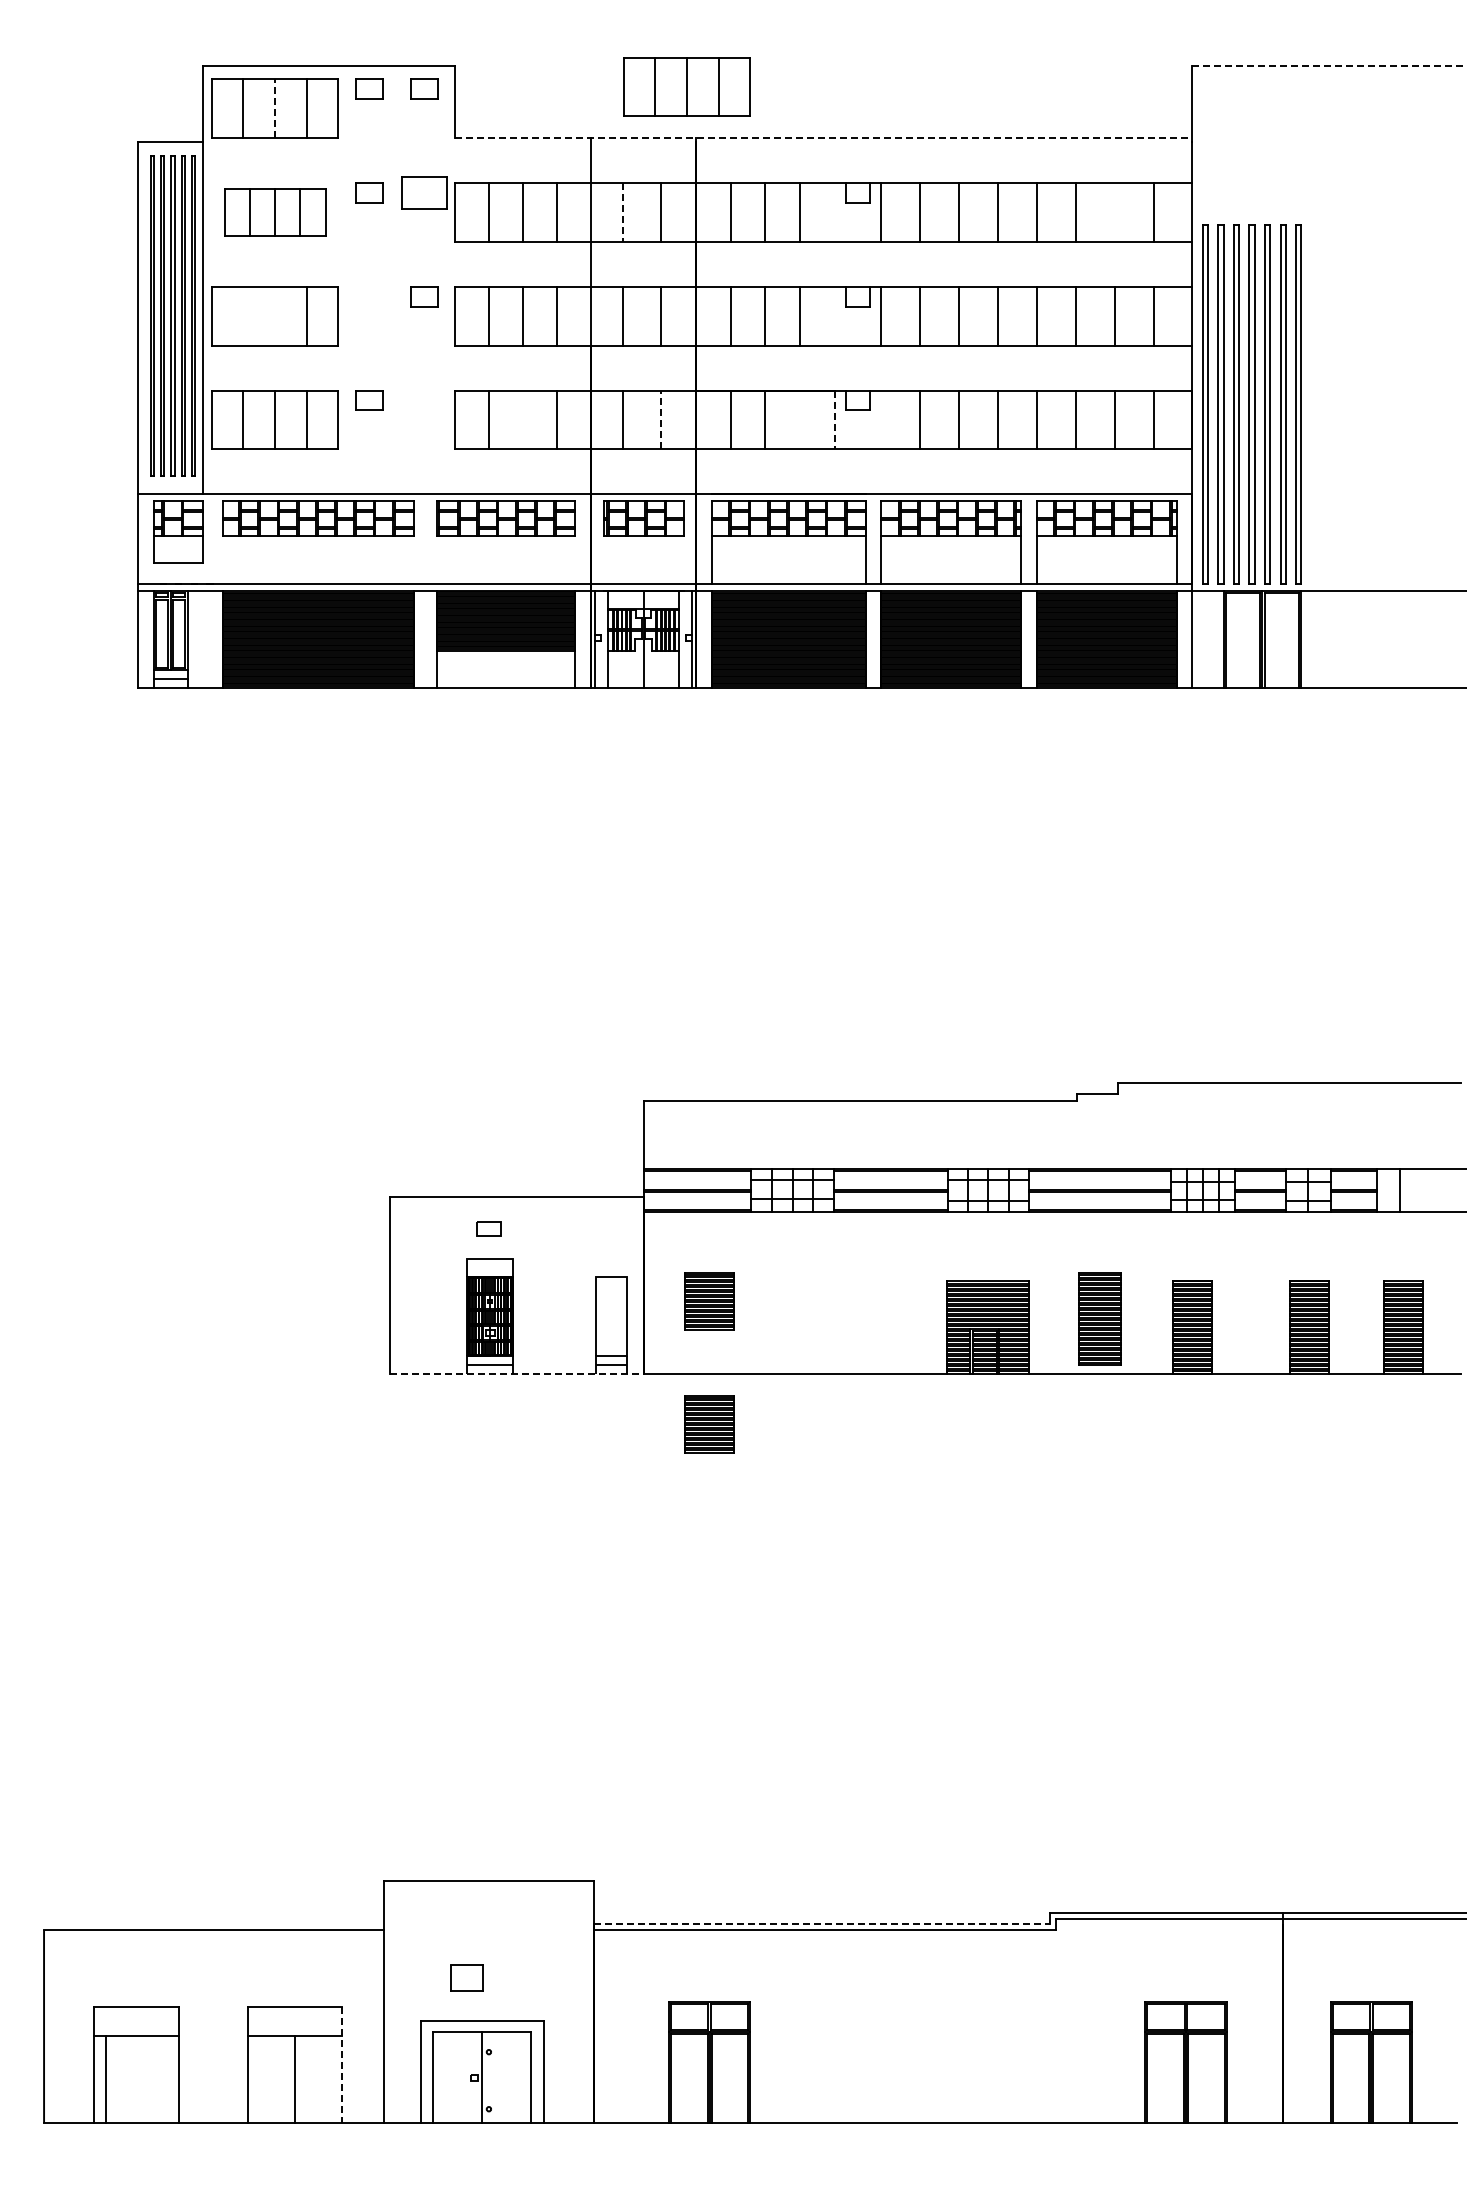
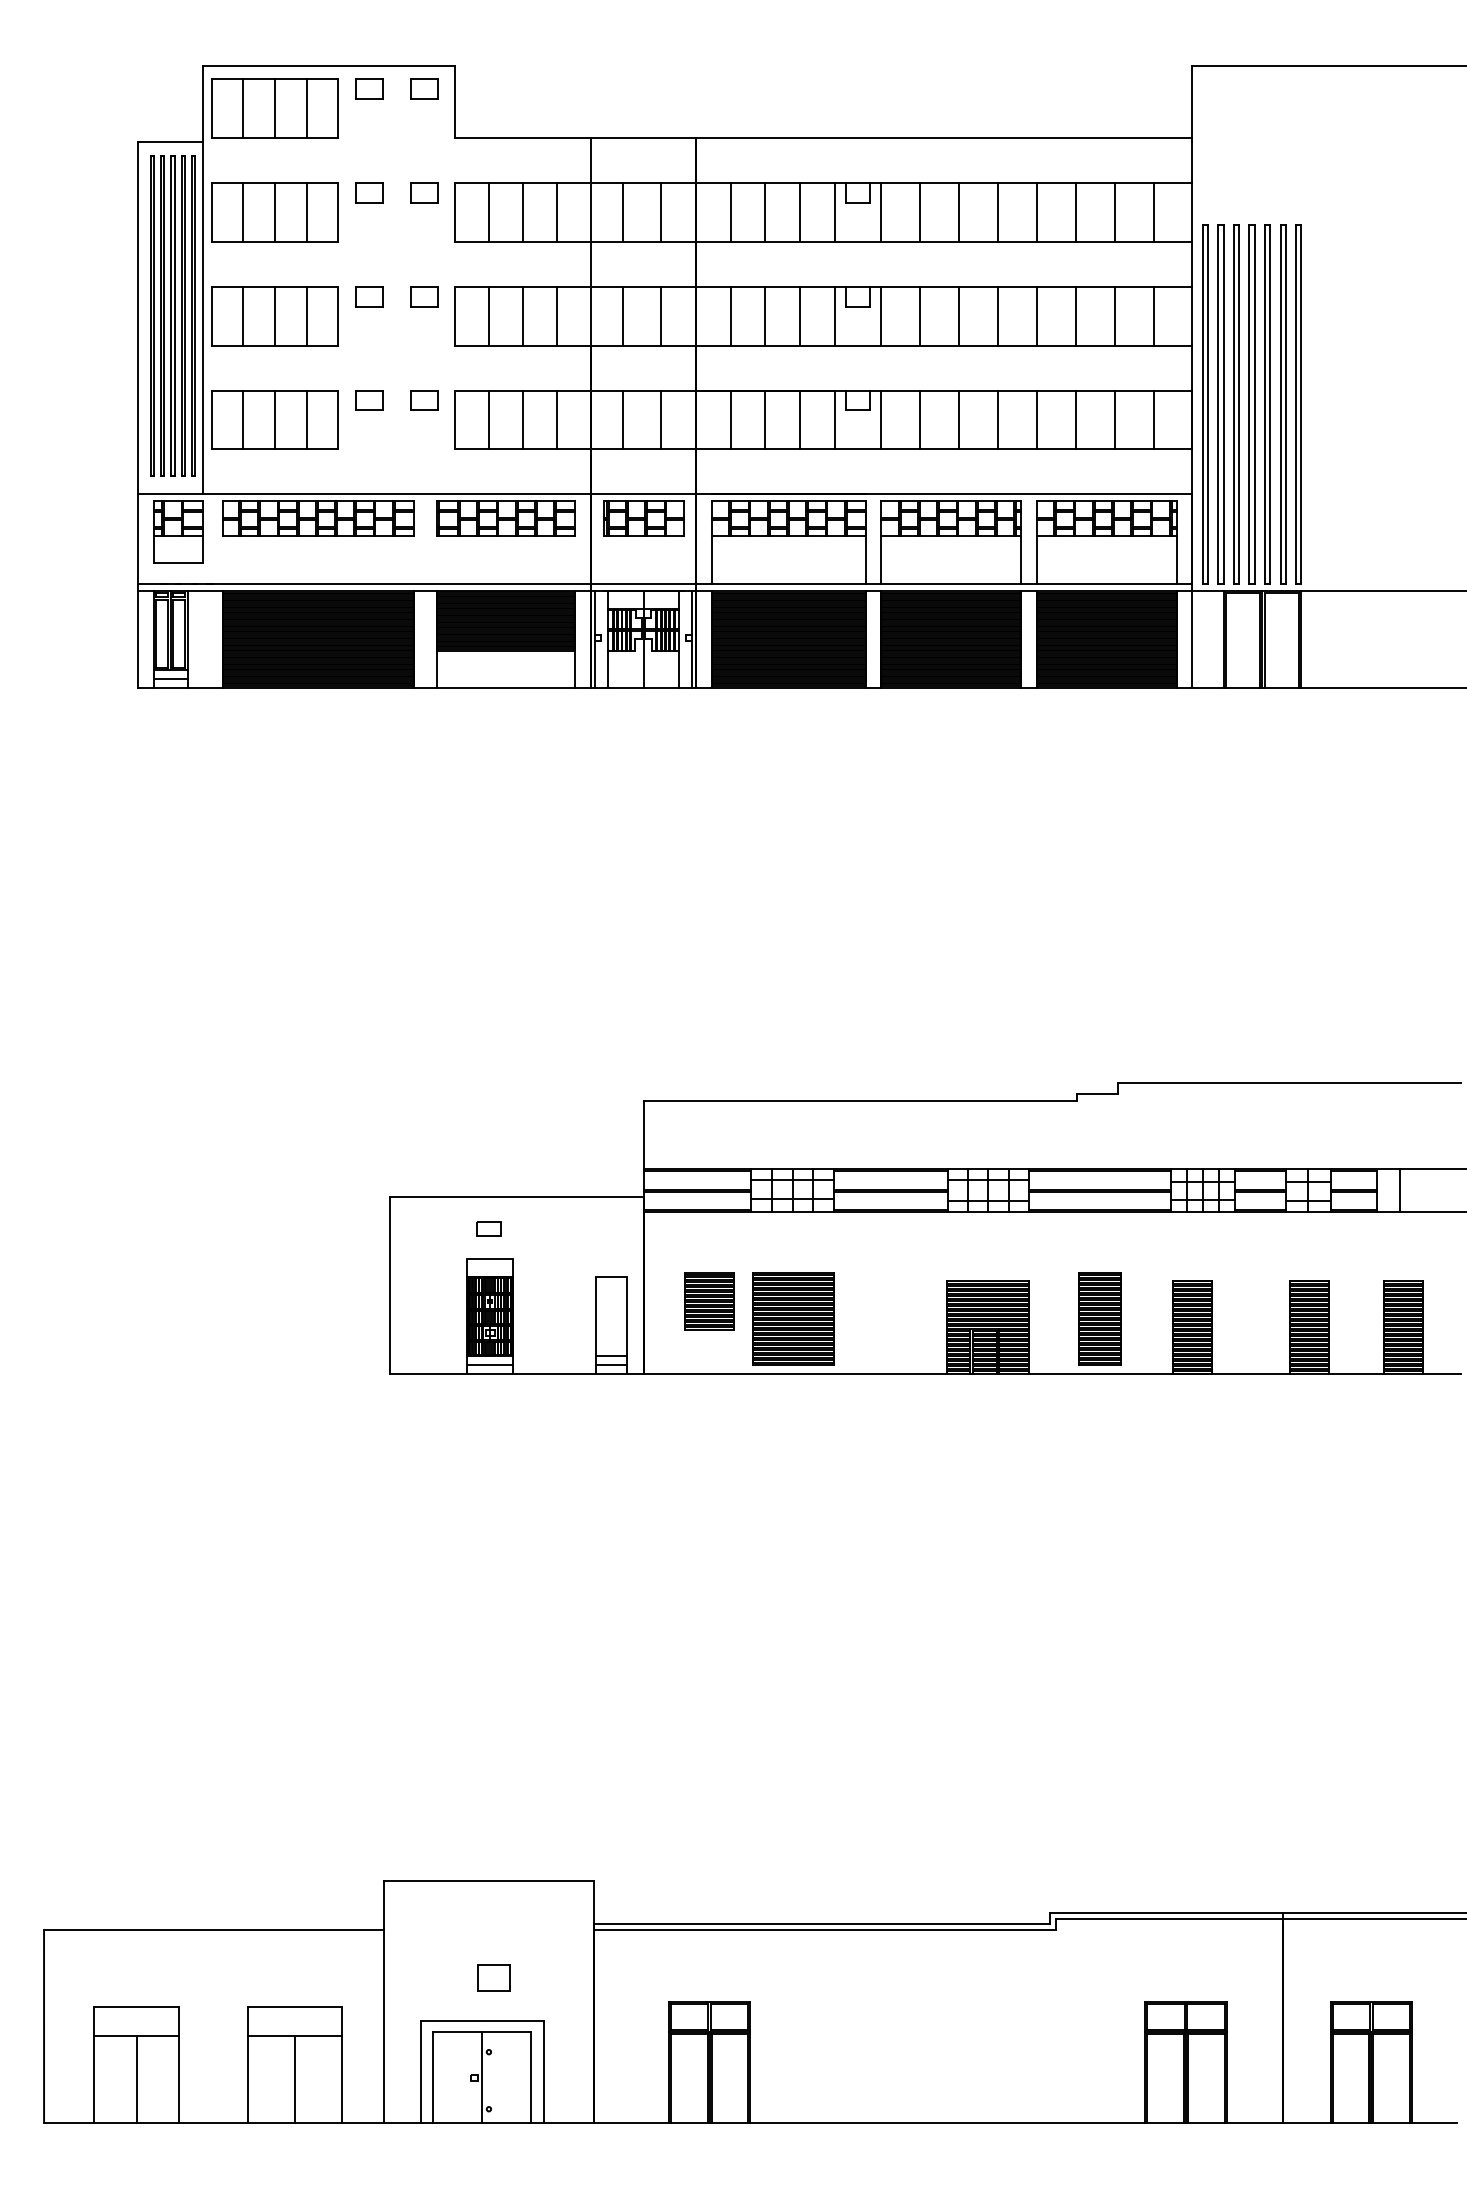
line: dashed -> solid (1329, 65)
part: present -> none (686, 86)
line: dashed -> solid (275, 108)
line: dashed -> solid (823, 138)
part size: 47x34 px -> 29x22 px (424, 192)
part size: 103x49 px -> 128x61 px (274, 212)
line: none -> present (834, 212)
line: none -> present (1114, 212)
line: dashed -> solid (622, 213)
part: none -> present (369, 296)
line: none -> present (243, 315)
line: none -> present (275, 315)
line: none -> present (834, 315)
part: none -> present (424, 400)
line: none -> present (522, 419)
line: dashed -> solid (661, 419)
line: none -> present (800, 419)
line: none -> present (881, 419)
line: dashed -> solid (834, 420)
part: none -> present (793, 1318)
line: dashed -> solid (517, 1373)
part: present -> none (709, 1424)
line: dashed -> solid (822, 1924)
part position: (466, 1977) -> (493, 1977) (493, 1977)
line: dashed -> solid (341, 2065)
line position: (105, 2079) -> (136, 2079) (136, 2079)
